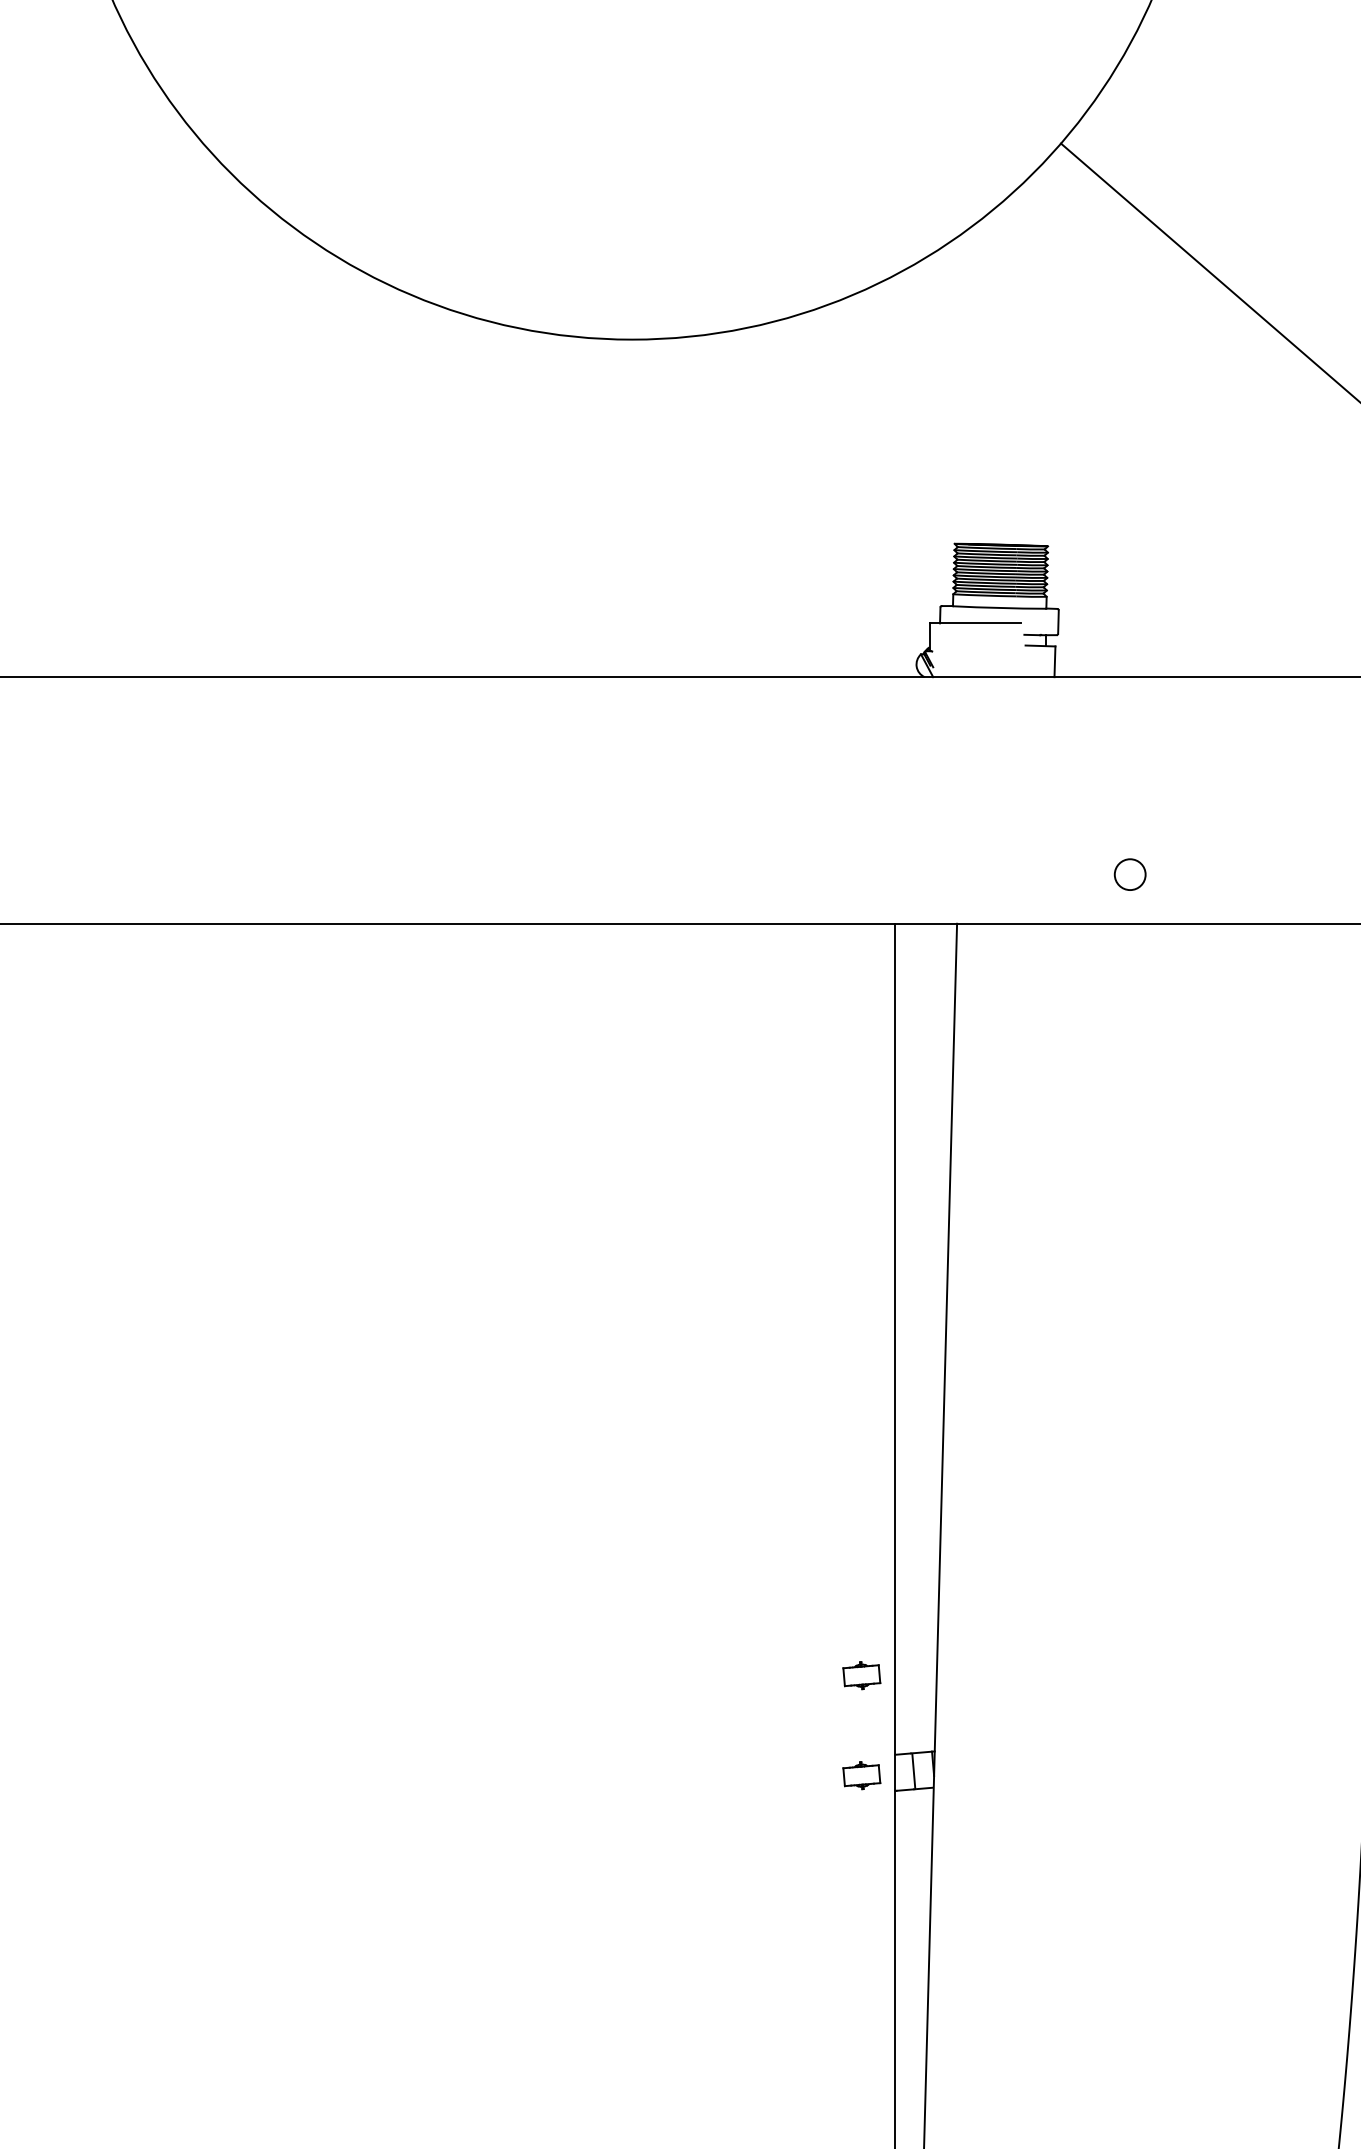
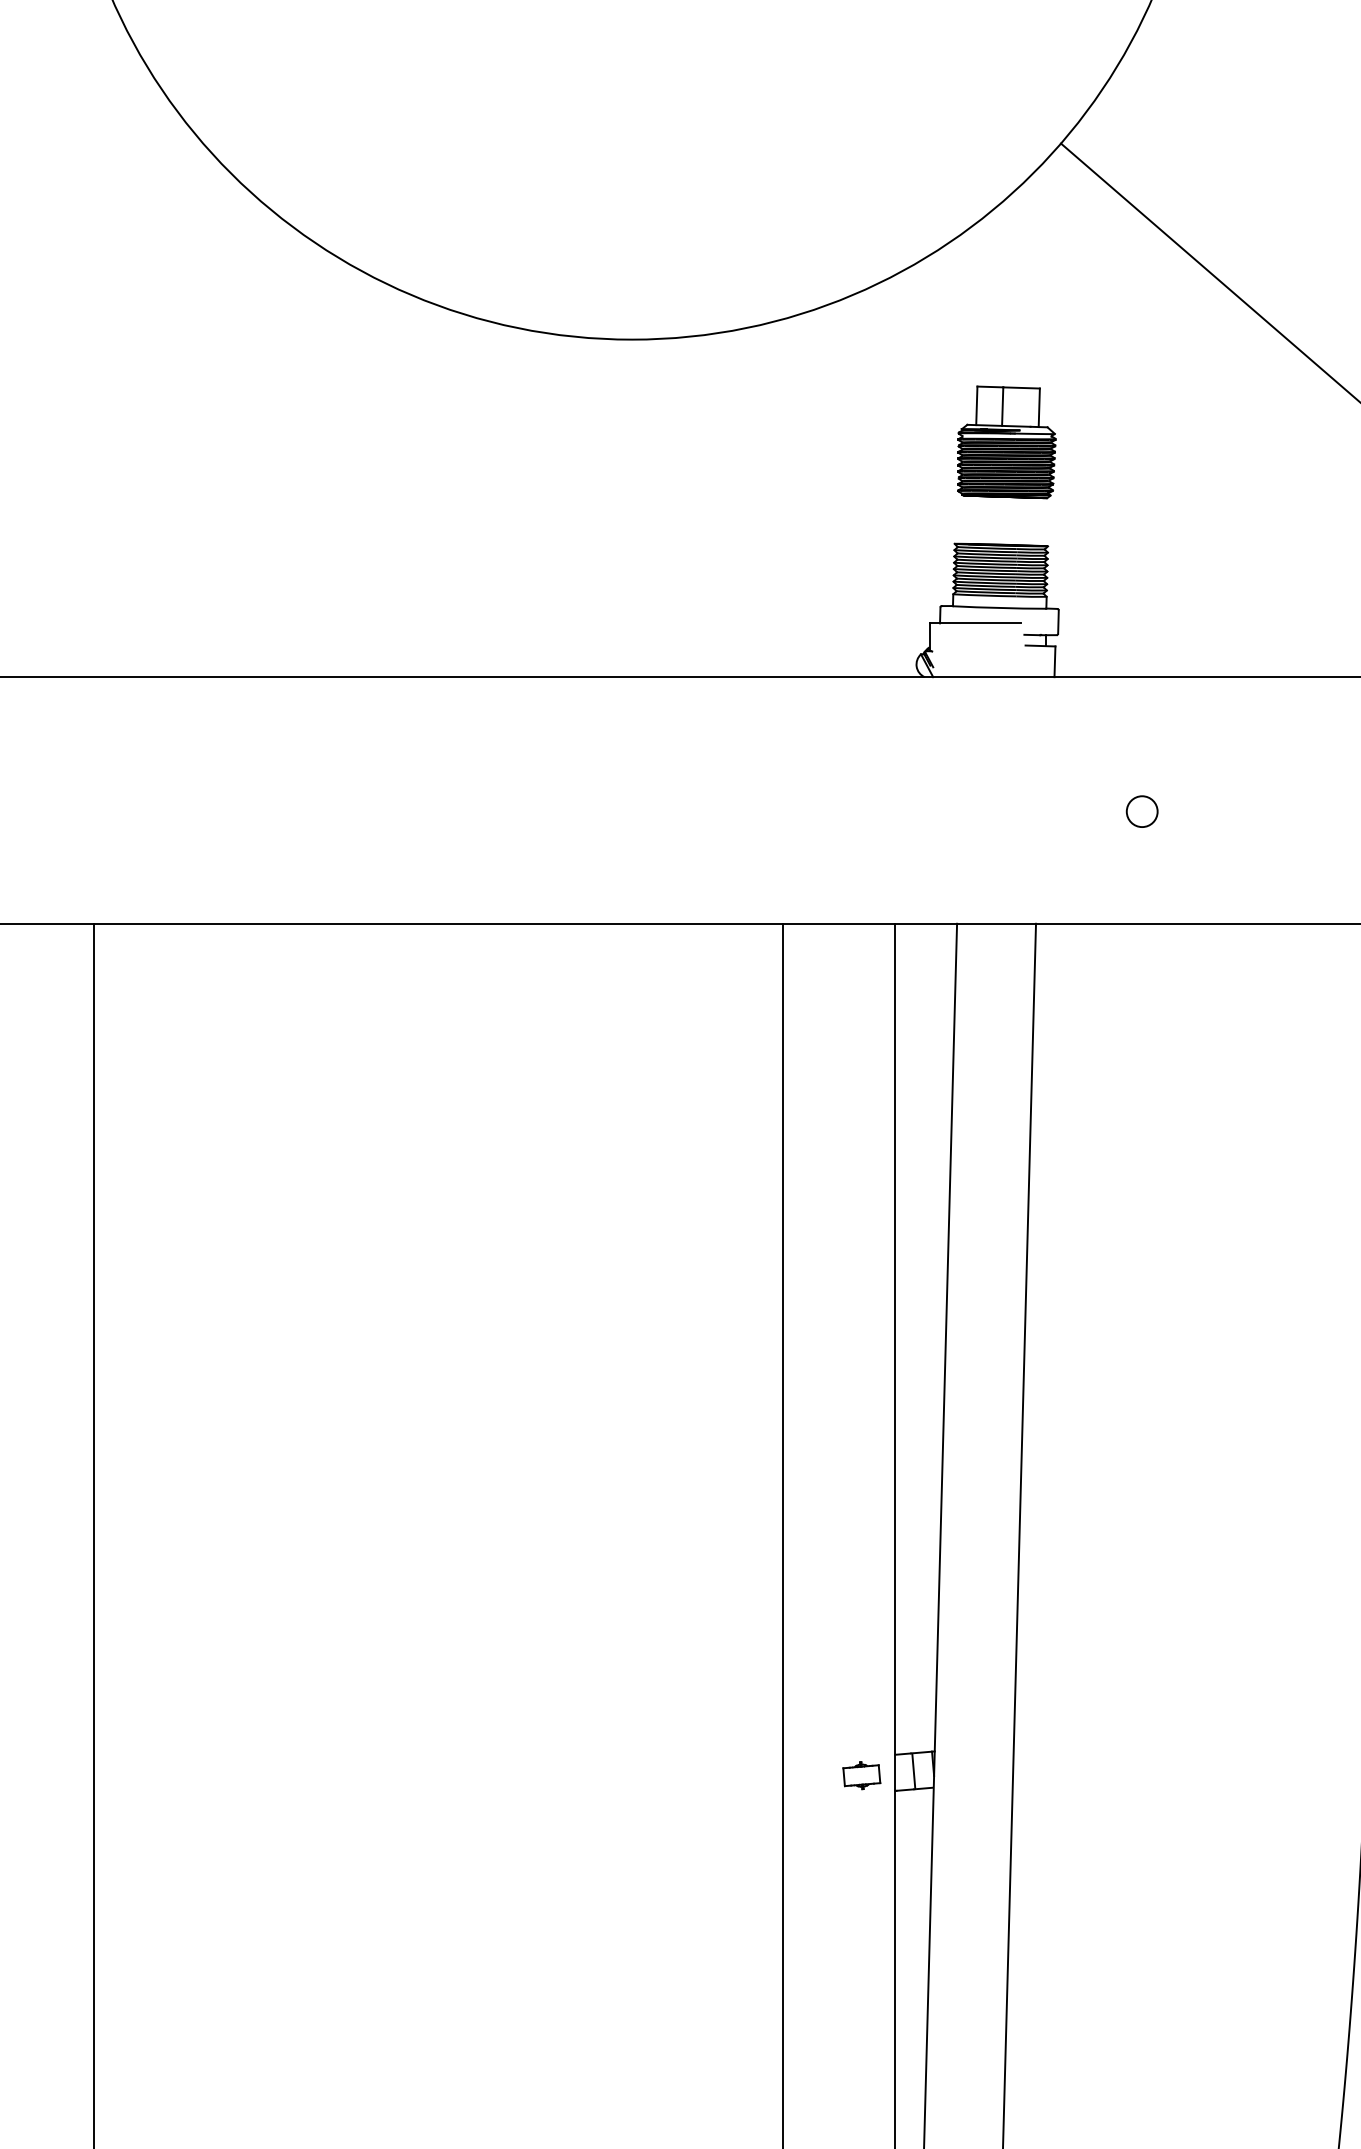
part: none -> present (1006, 442)
circle position: (1129, 874) -> (1141, 811) (1141, 811)
line: none -> present (93, 1534)
line: none -> present (783, 1534)
line: none -> present (1019, 1534)
part: present -> none (861, 1675)
